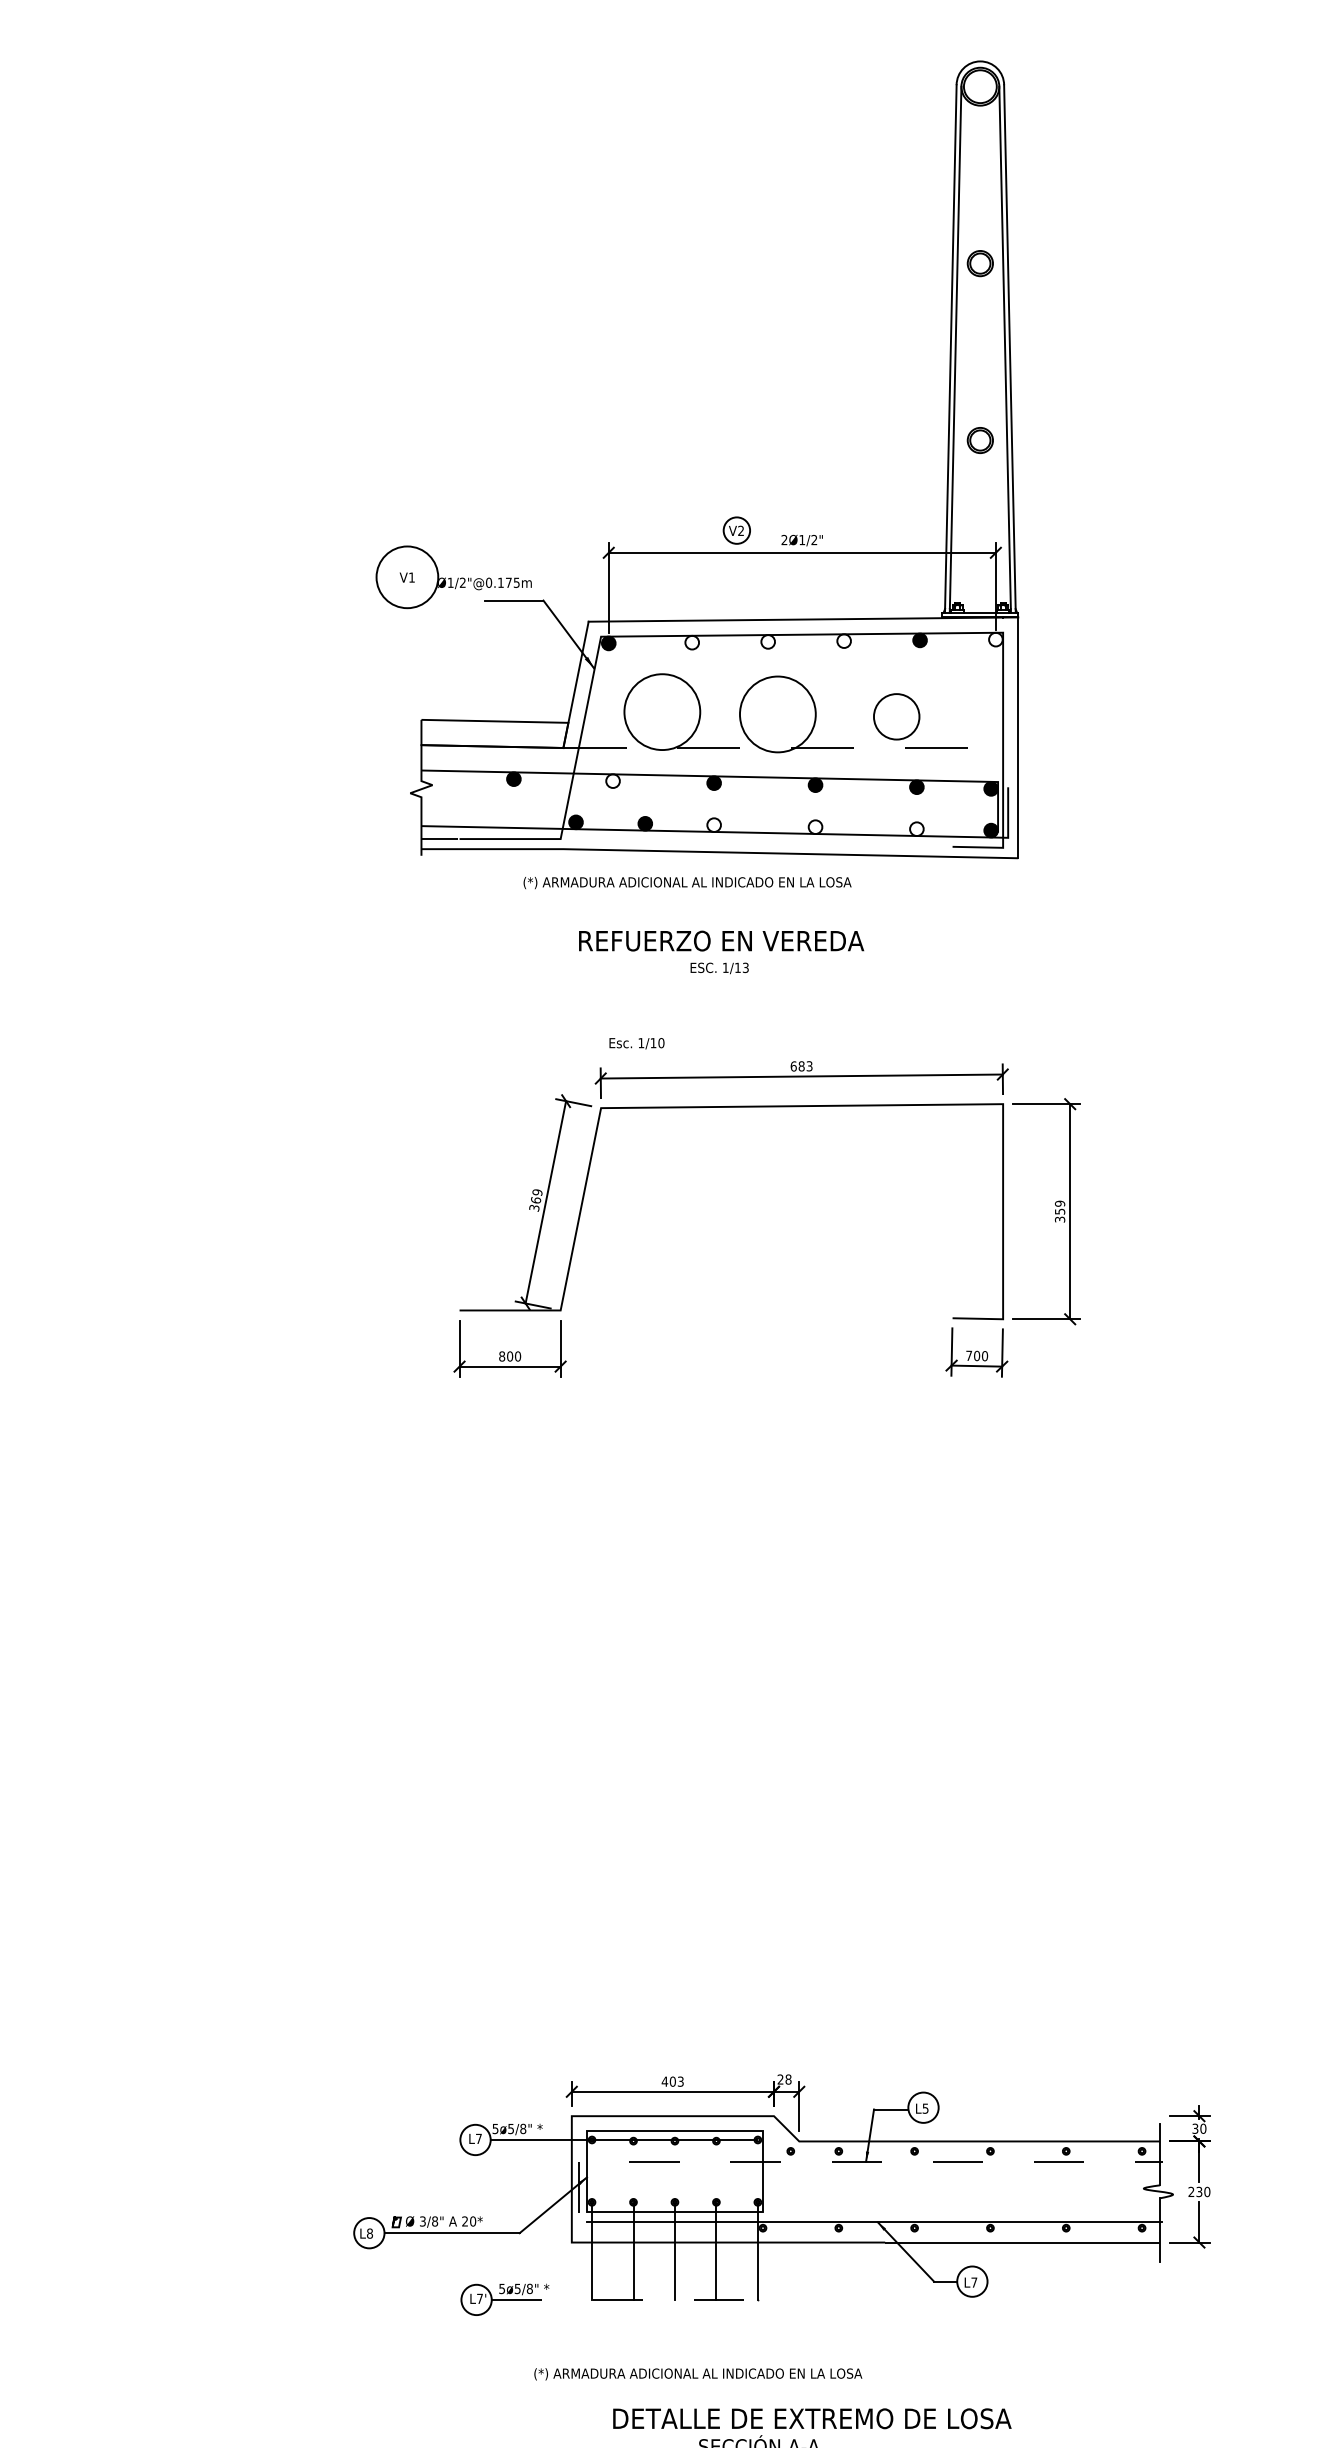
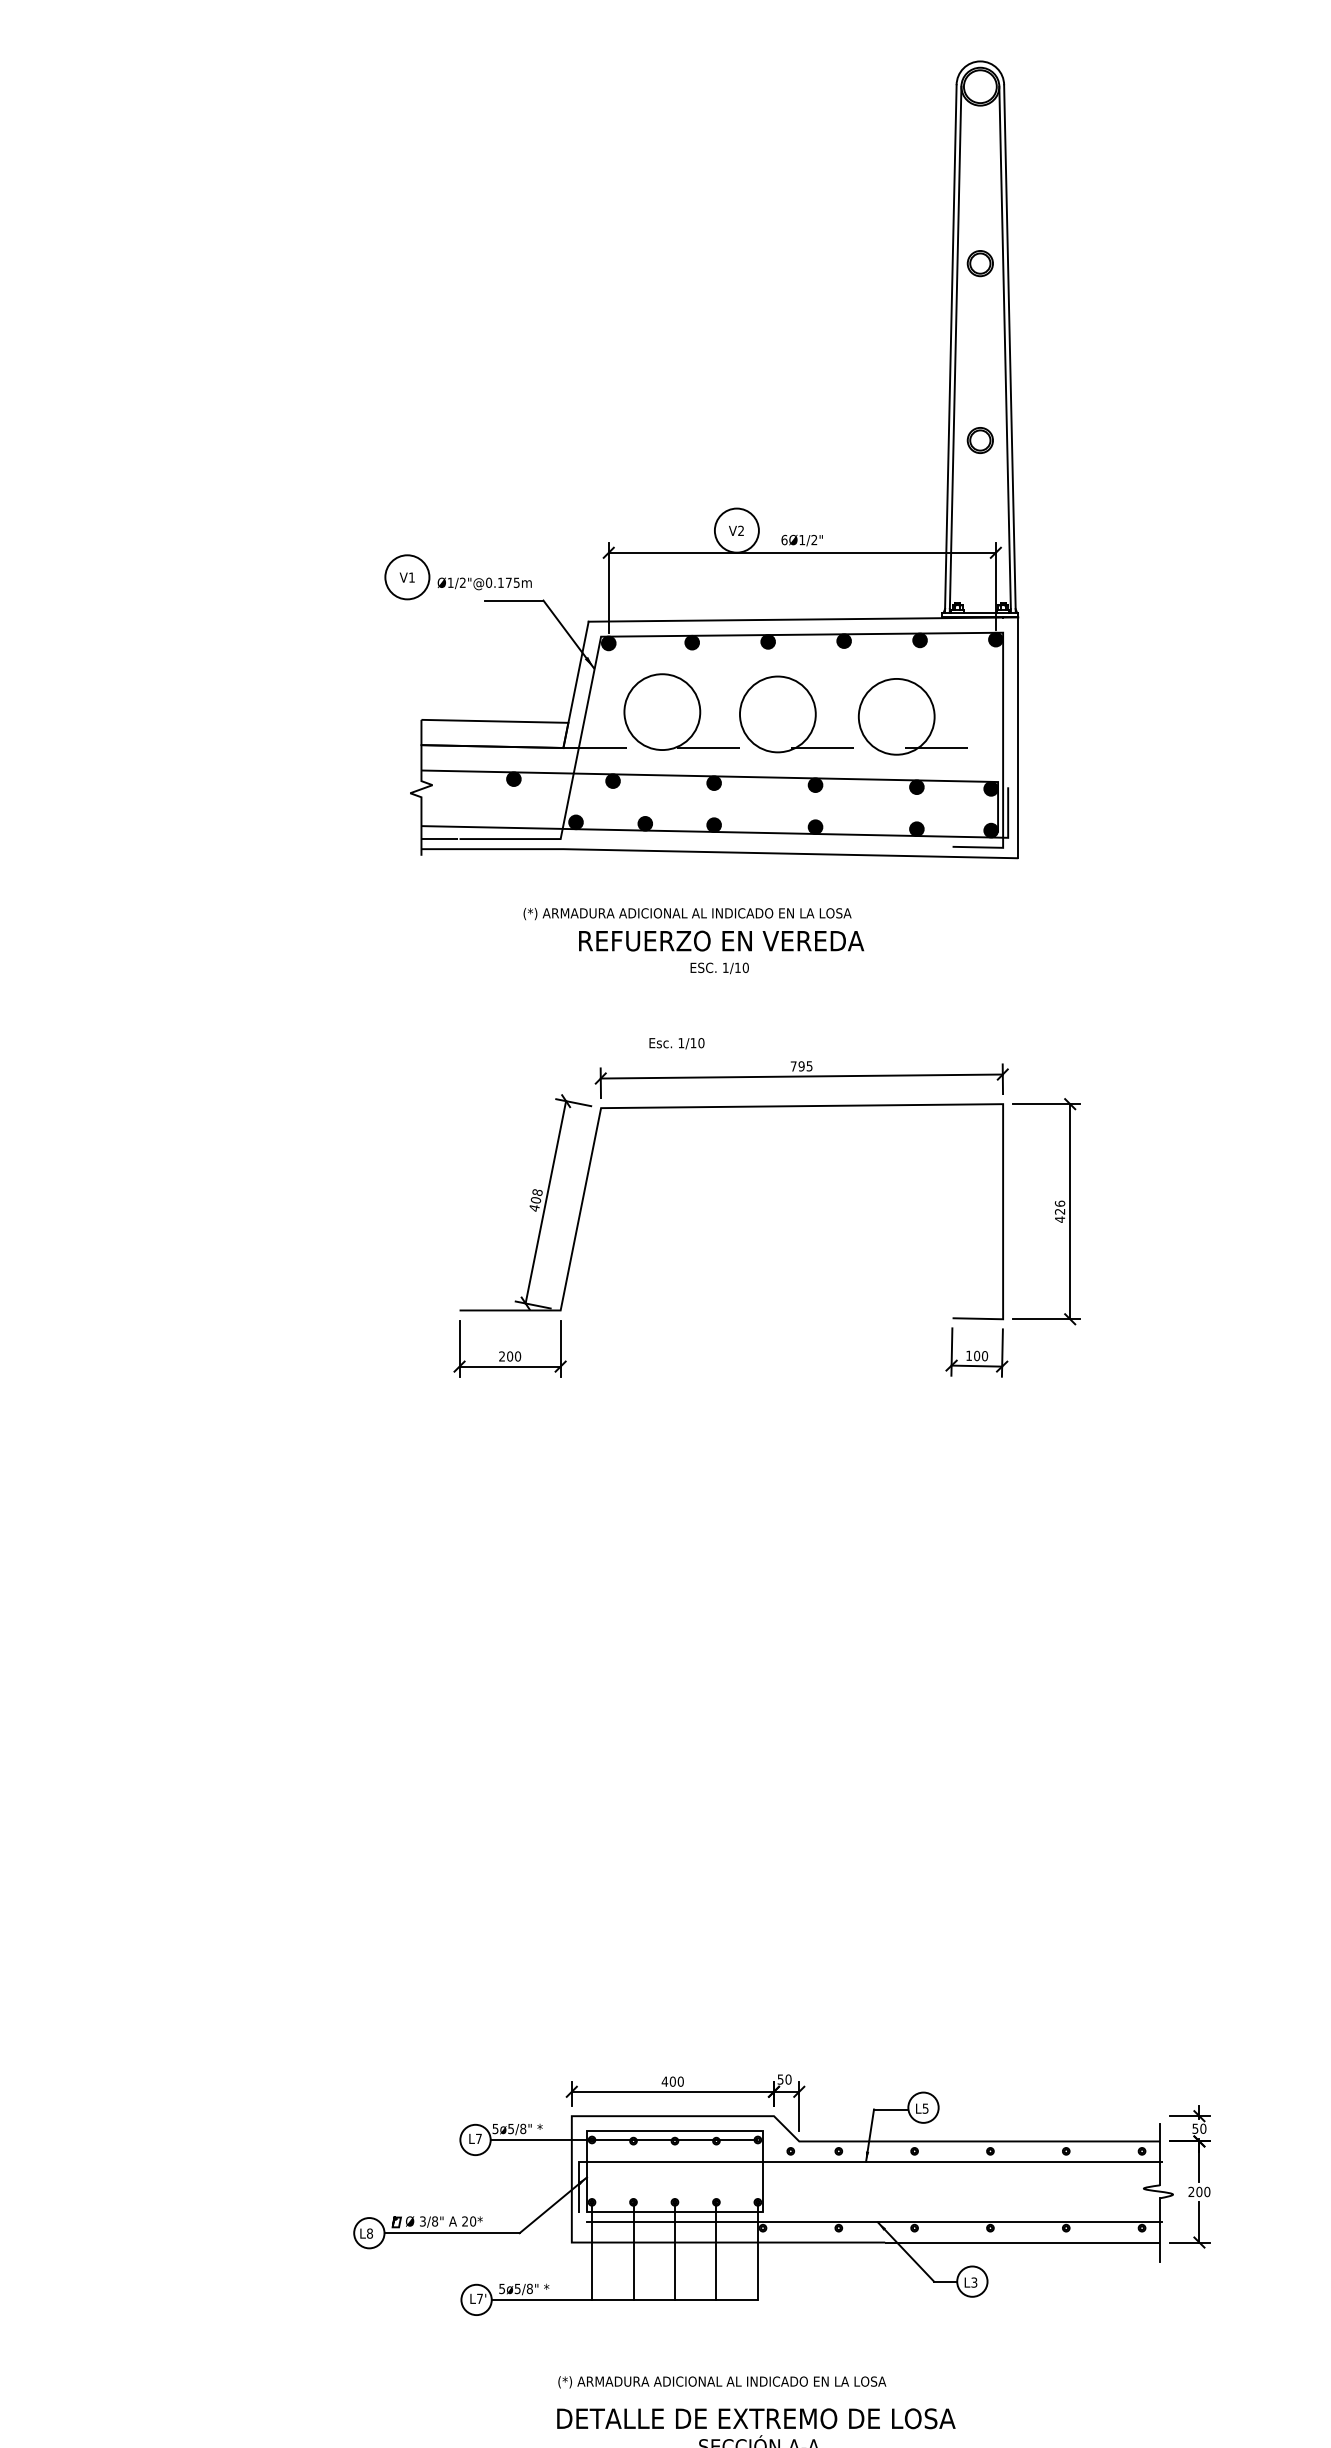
circle diameter: 26 px -> 44 px (736, 530)
text: 2Ø1/2" -> 6Ø1/2" (784, 539)
circle diameter: 62 px -> 44 px (407, 577)
fill: none -> present (995, 639)
fill: none -> present (768, 641)
fill: none -> present (843, 641)
fill: none -> present (692, 642)
circle diameter: 45 px -> 76 px (896, 716)
fill: none -> present (612, 781)
fill: none -> present (714, 825)
fill: none -> present (815, 827)
fill: none -> present (916, 829)
text position: (687, 883) -> (687, 914) (687, 914)
text: 1/13 -> 1/10 (745, 967)
text position: (636, 1043) -> (676, 1043) (676, 1043)
text: 683 -> 795 (801, 1066)
text: 369 -> 408 (535, 1200)
text: 359 -> 426 (1059, 1211)
text: 700 -> 100 (969, 1355)
text: 800 -> 200 (502, 1356)
text: 28 -> 50 (784, 2079)
text: 403 -> 400 (680, 2081)
text: 30 -> 50 (1195, 2127)
line: dashed -> solid (845, 2161)
text: 230 -> 200 (1199, 2191)
text: L7 -> L3 (974, 2282)
line: dashed -> solid (625, 2299)
text position: (698, 2374) -> (722, 2382) (722, 2382)
text position: (812, 2418) -> (756, 2418) (756, 2418)
